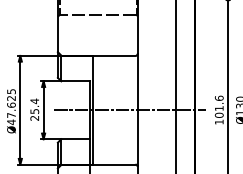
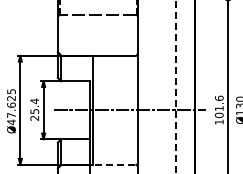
line: solid -> dashed (176, 87)
line: solid -> dashed (113, 164)
